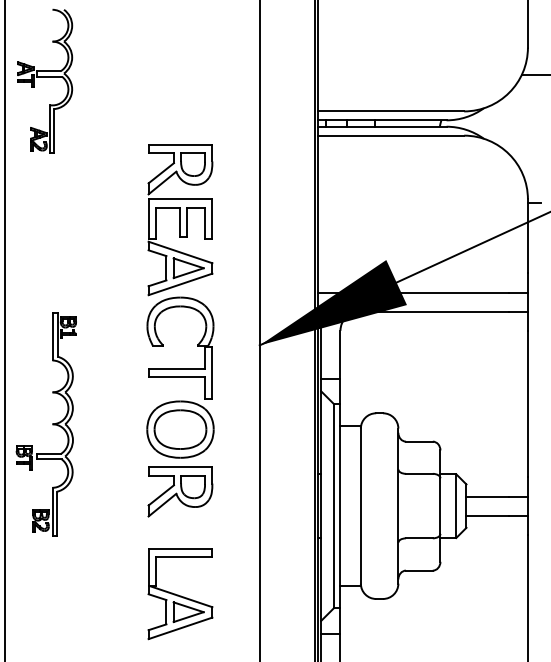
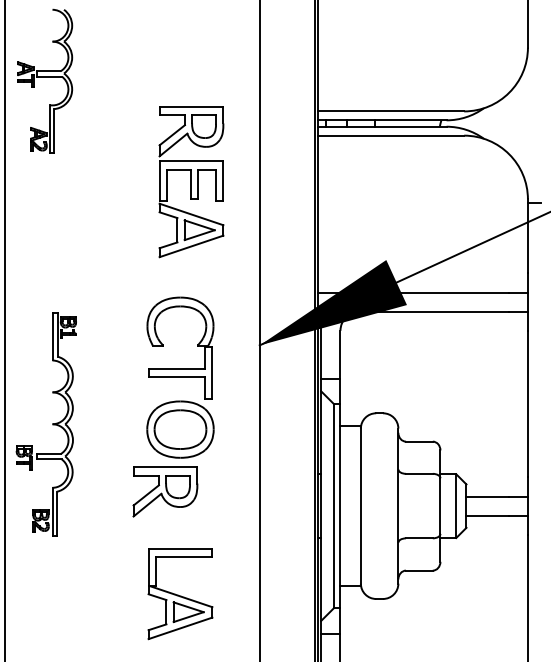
line: present -> none (534, 75)
part position: (180, 220) -> (191, 182) (191, 182)
part position: (180, 491) -> (165, 491) (165, 491)
